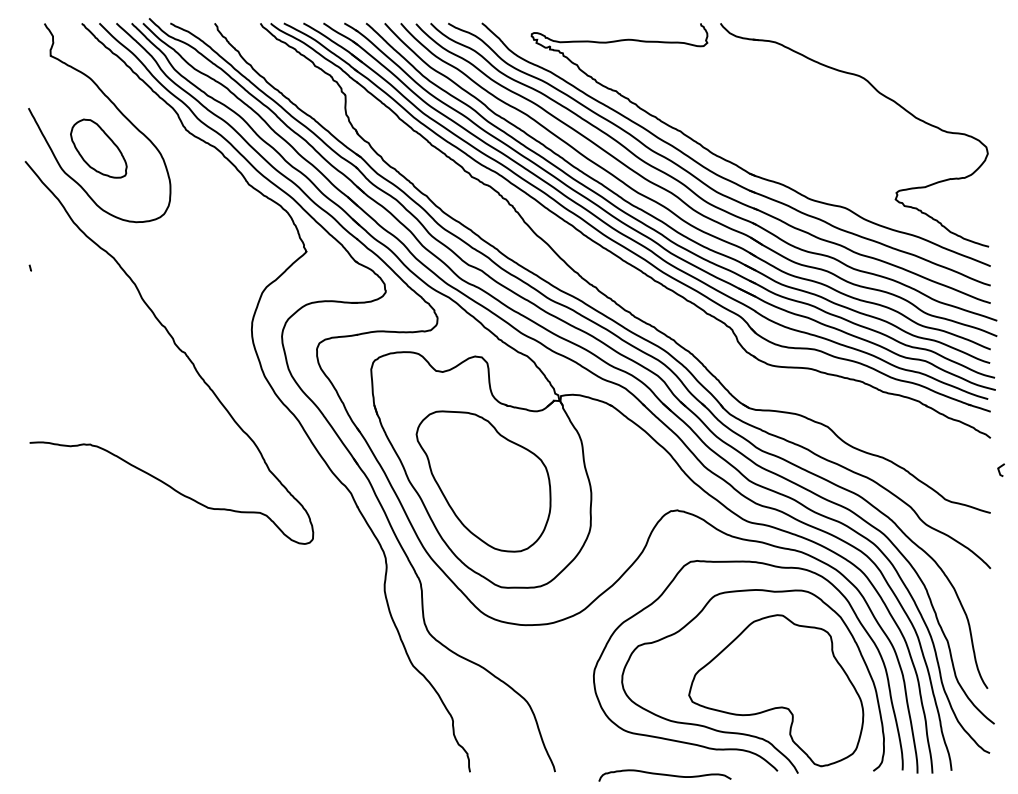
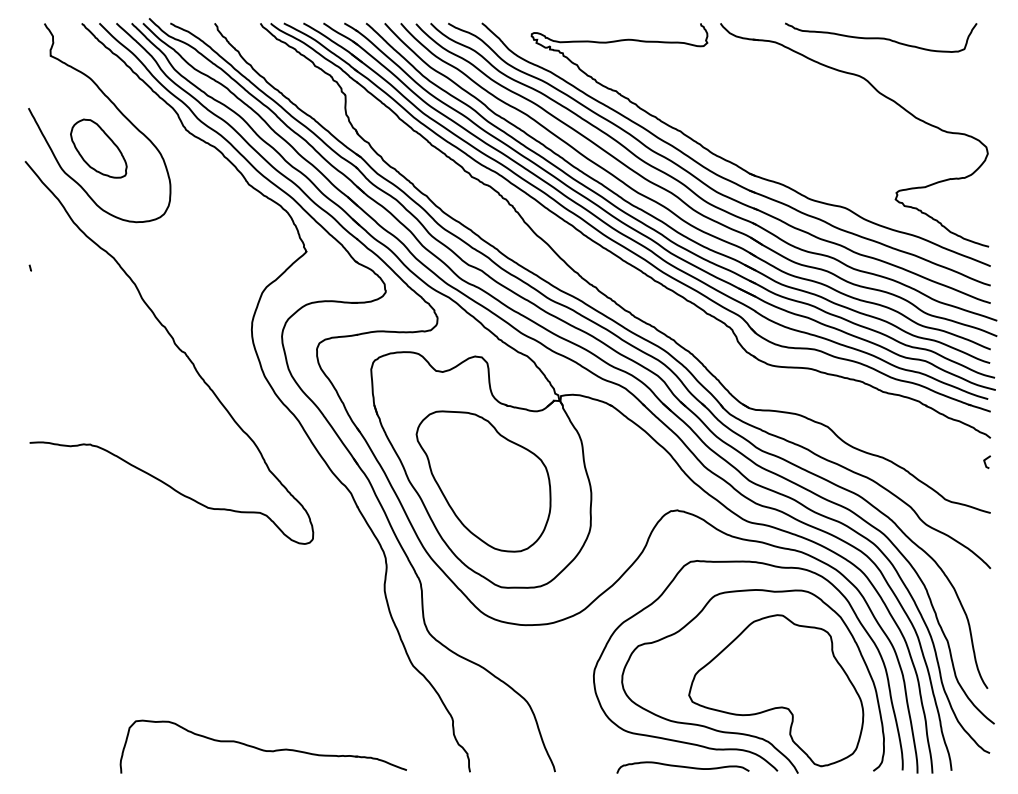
curve: none -> present (881, 37)
curve position: (999, 469) -> (985, 461) (985, 461)
part: none -> present (262, 746)
curve position: (664, 775) -> (682, 767) (682, 767)
